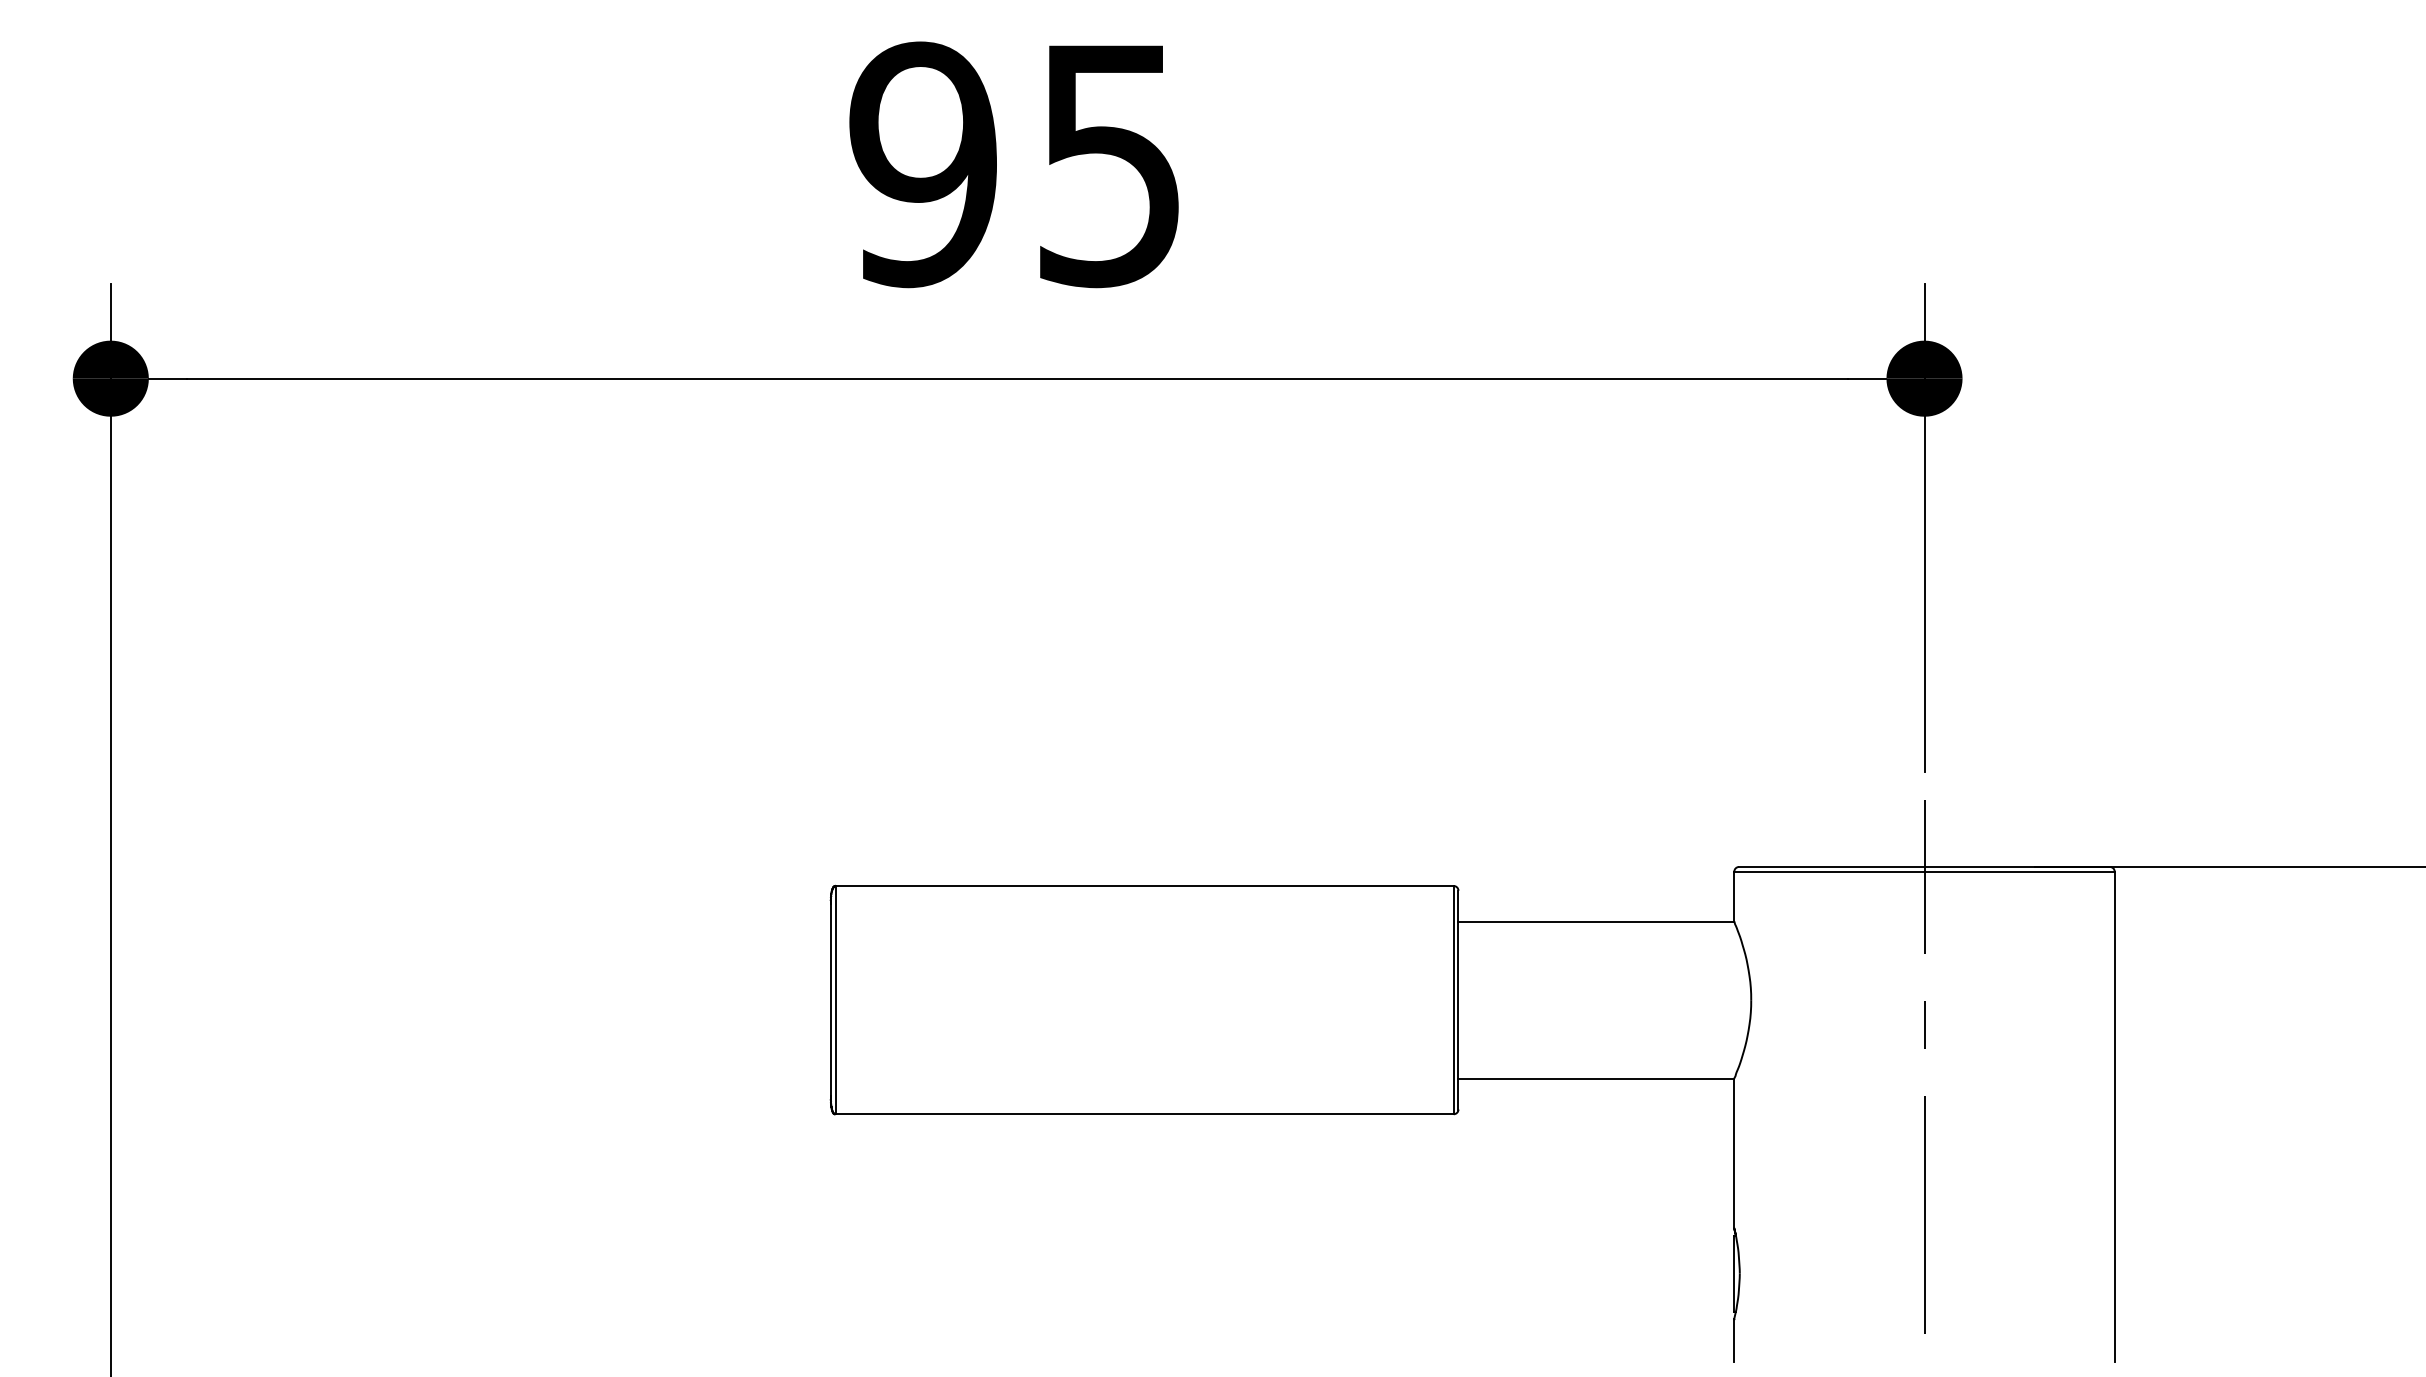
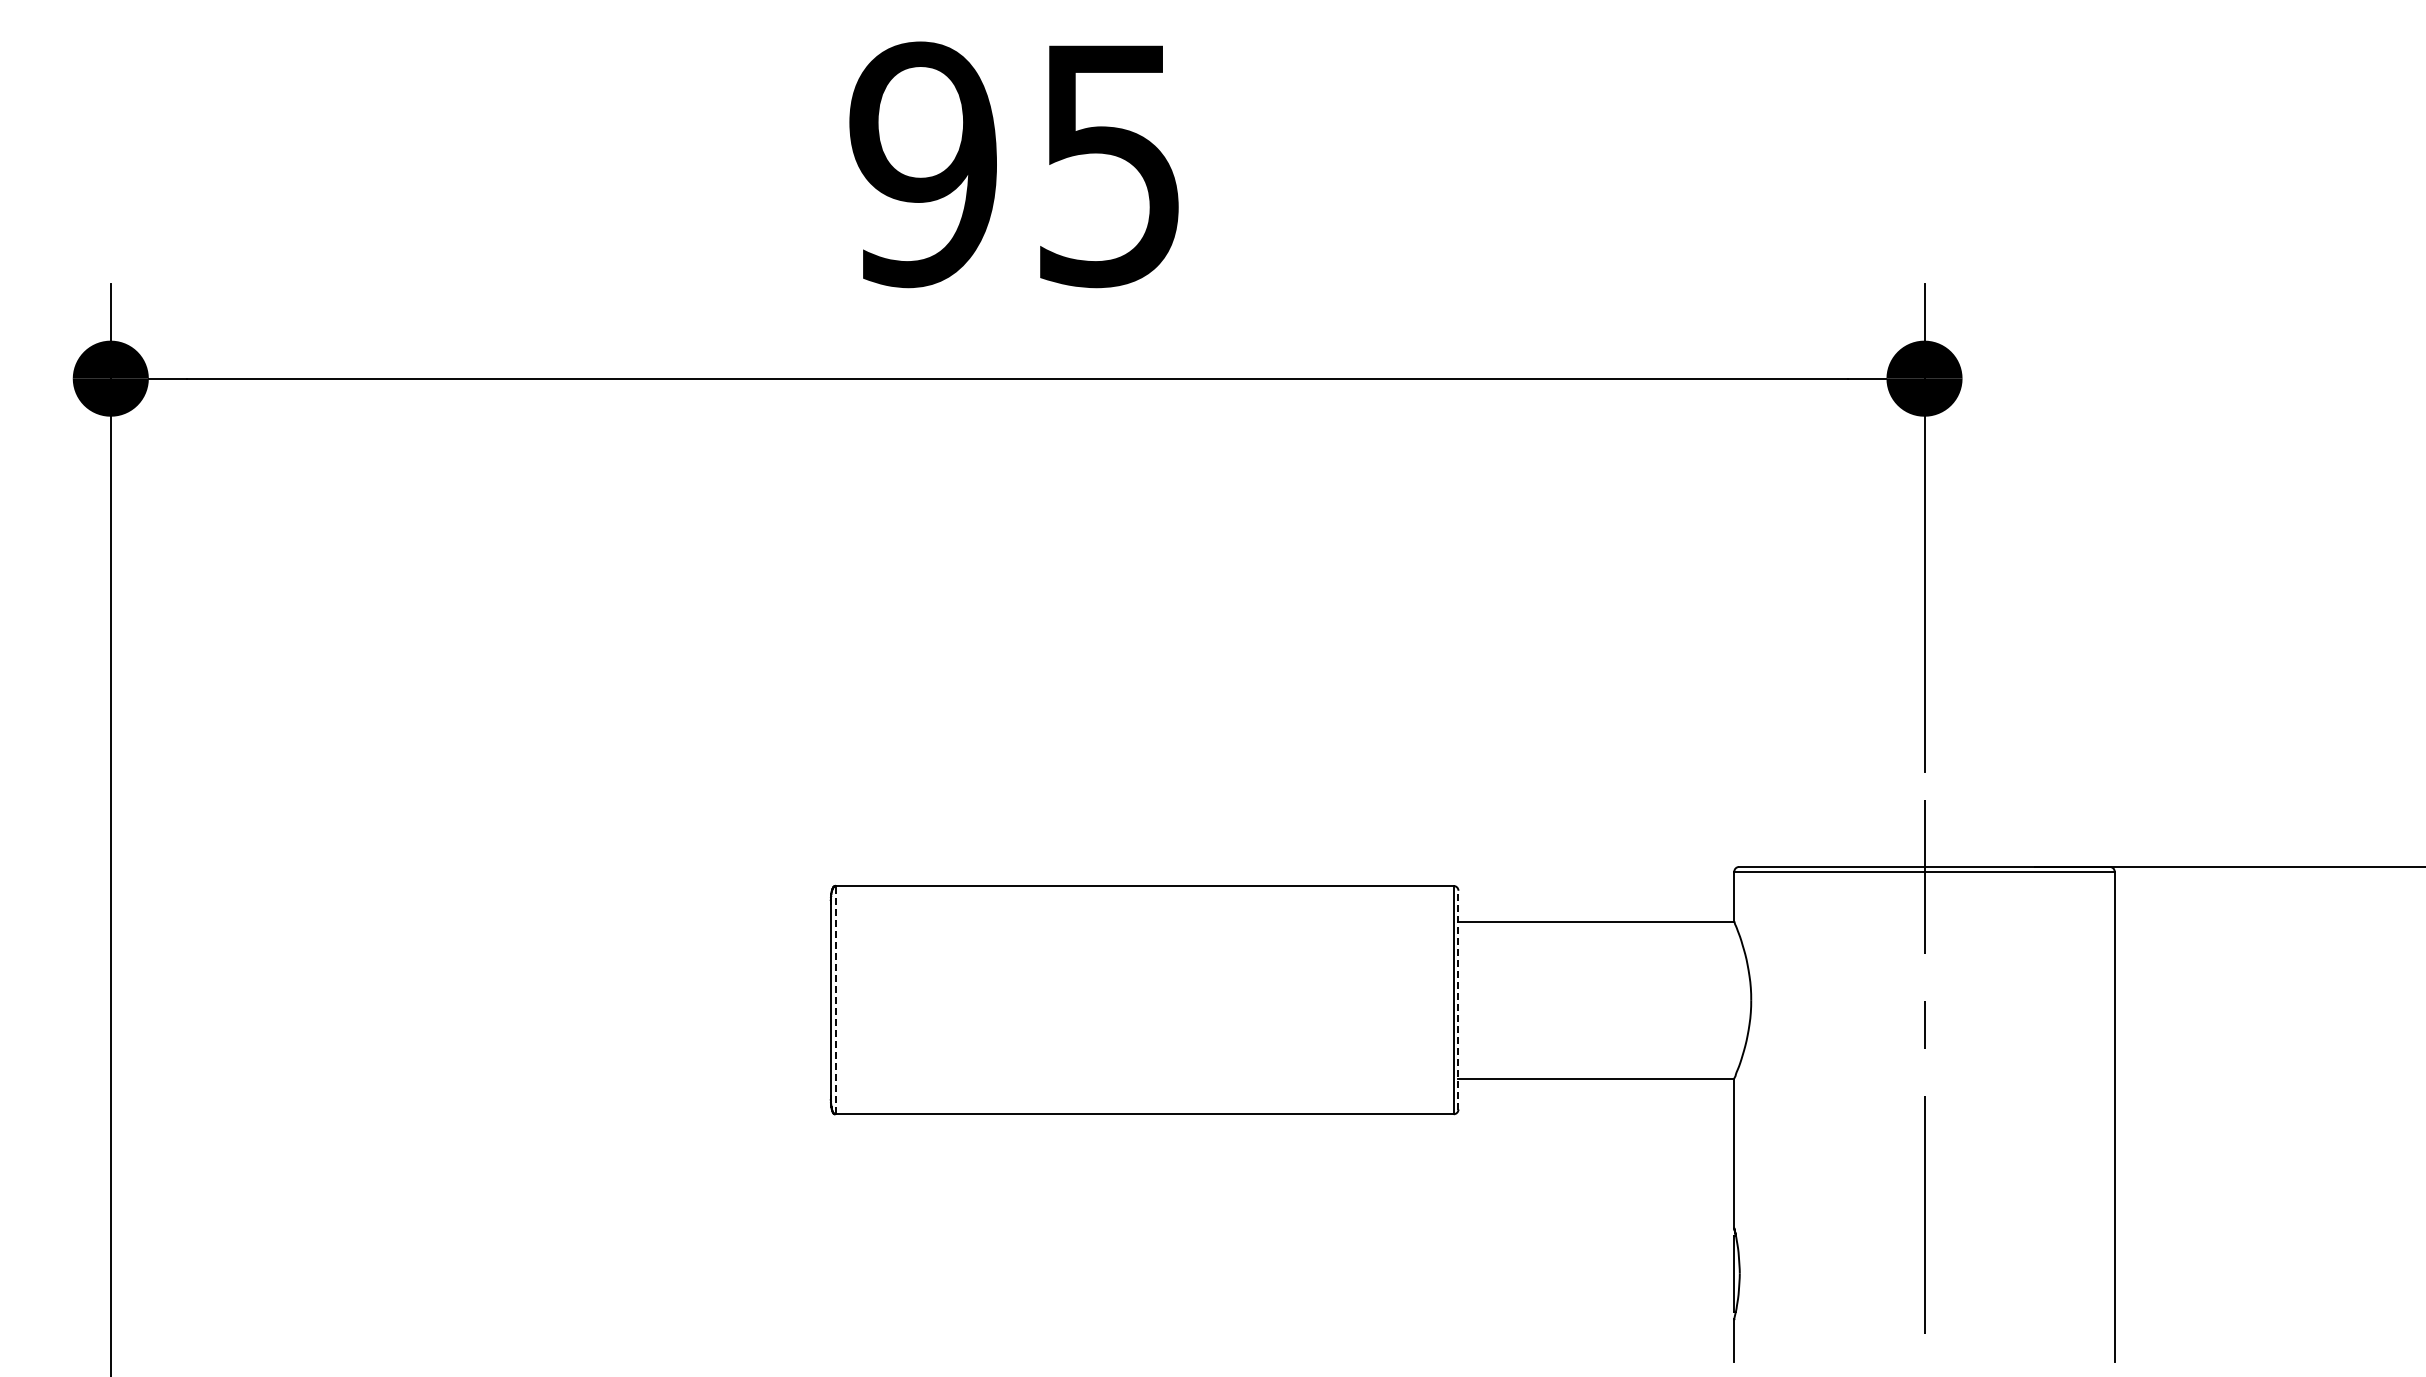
line: solid -> dashed (835, 999)
line: solid -> dashed (1458, 999)
